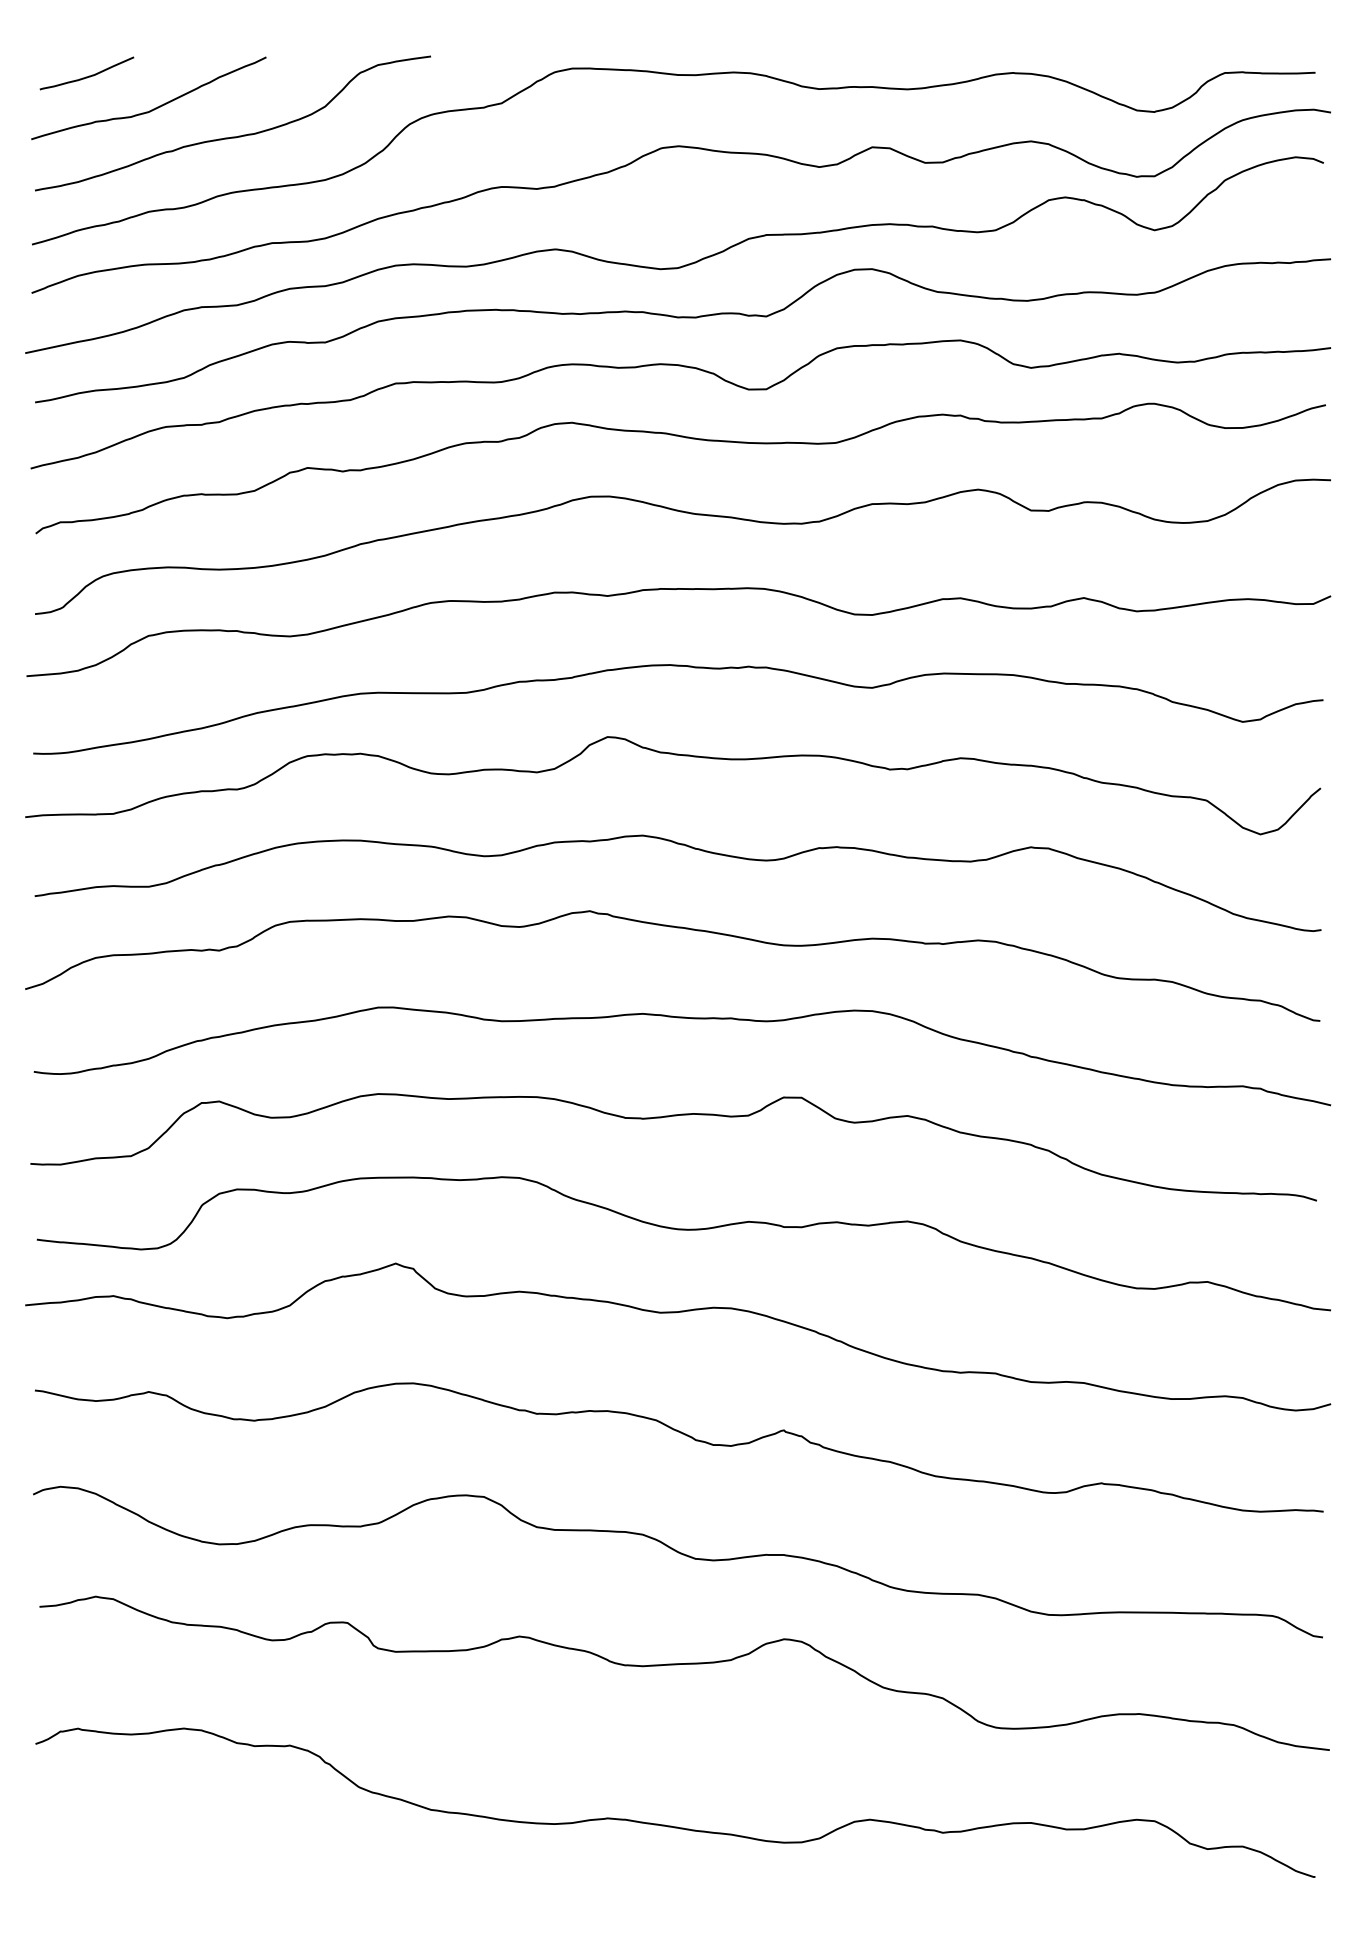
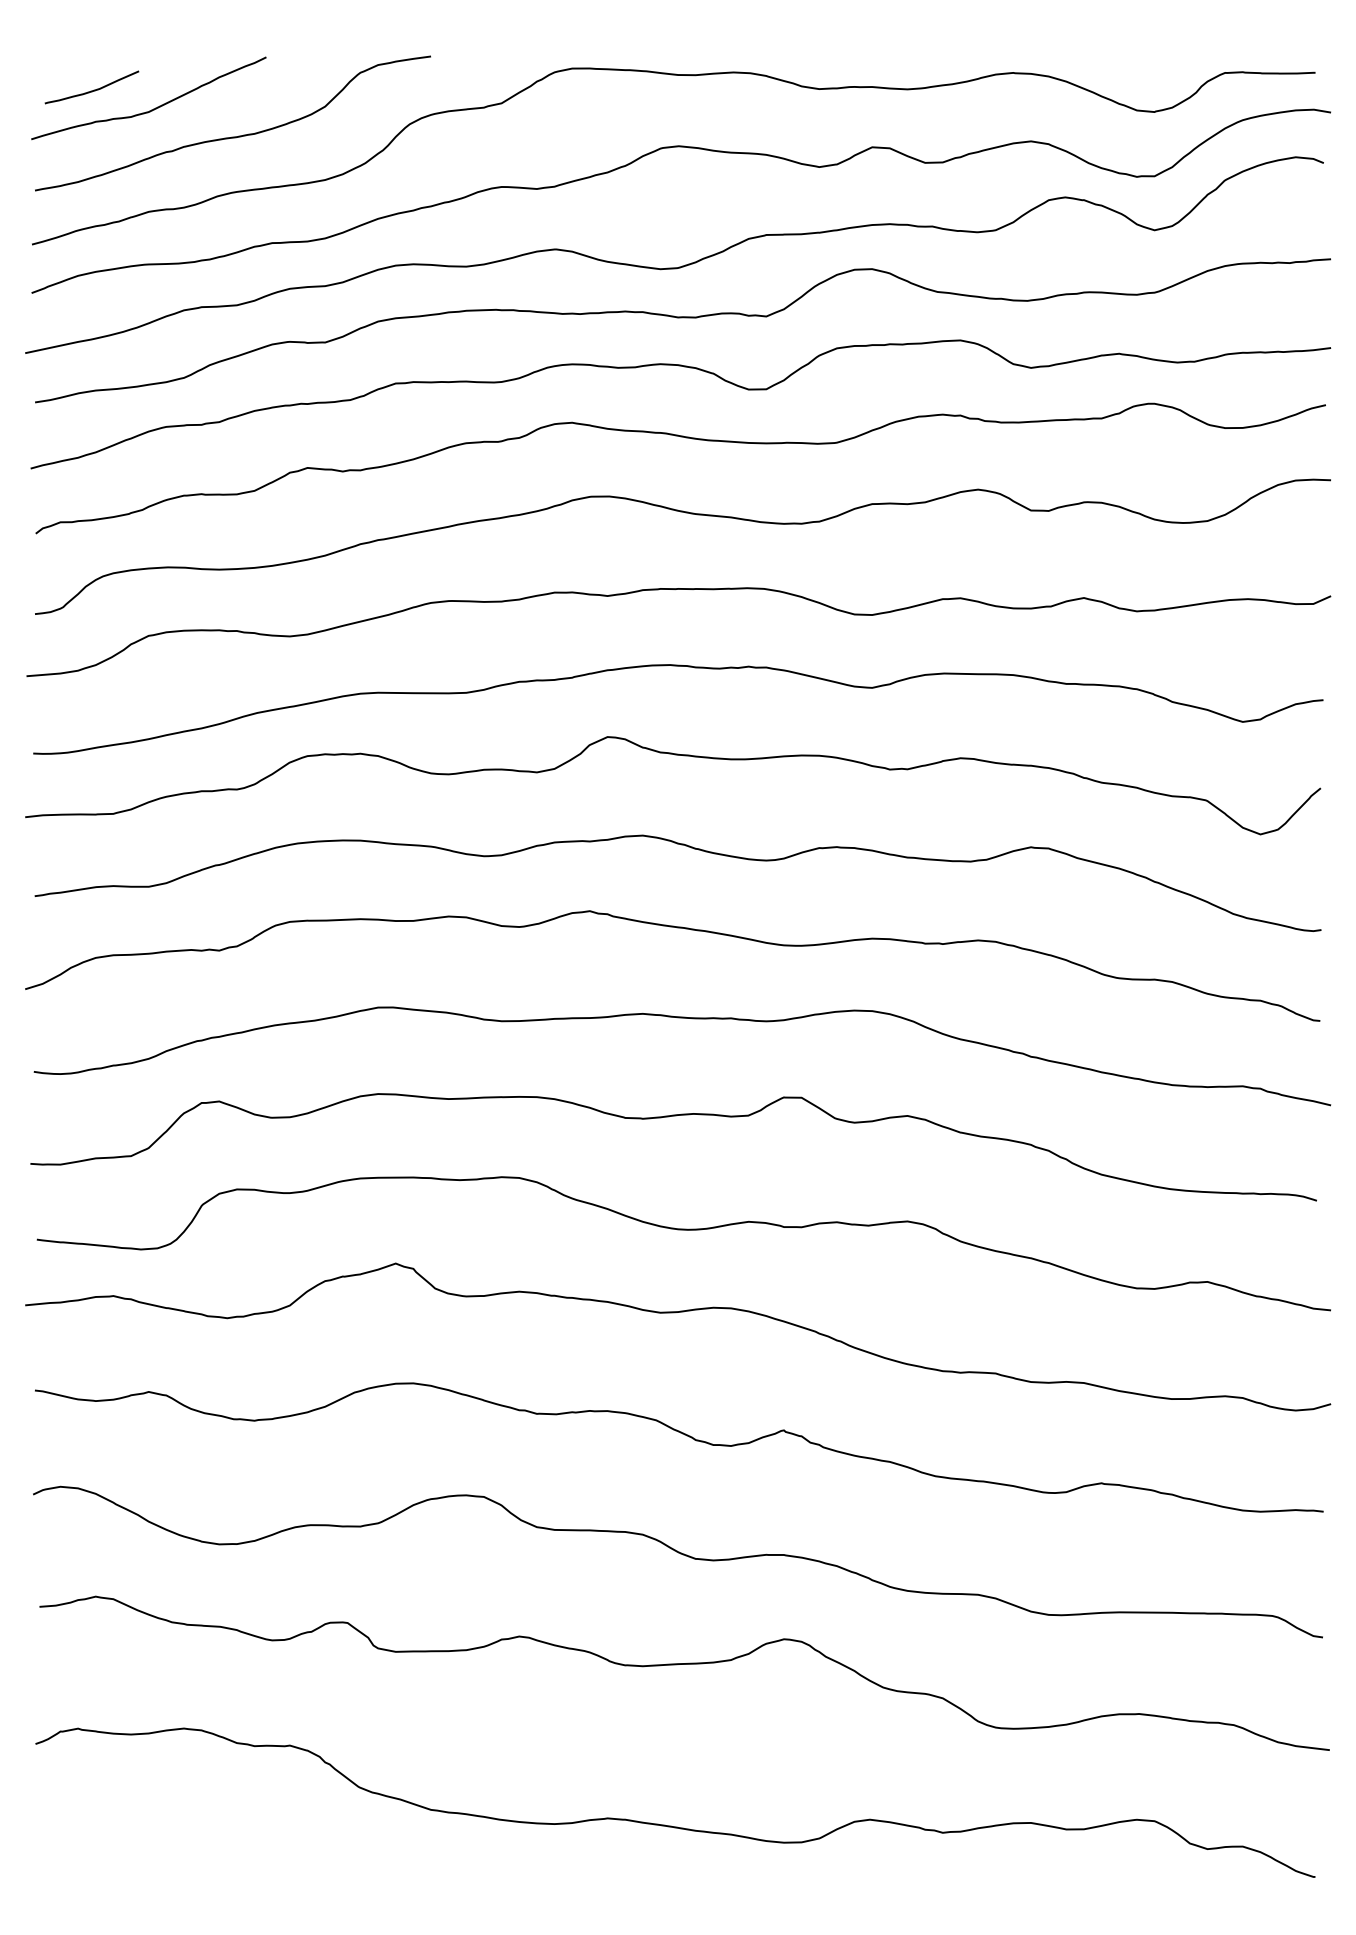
curve position: (86, 76) -> (91, 90) (91, 90)
